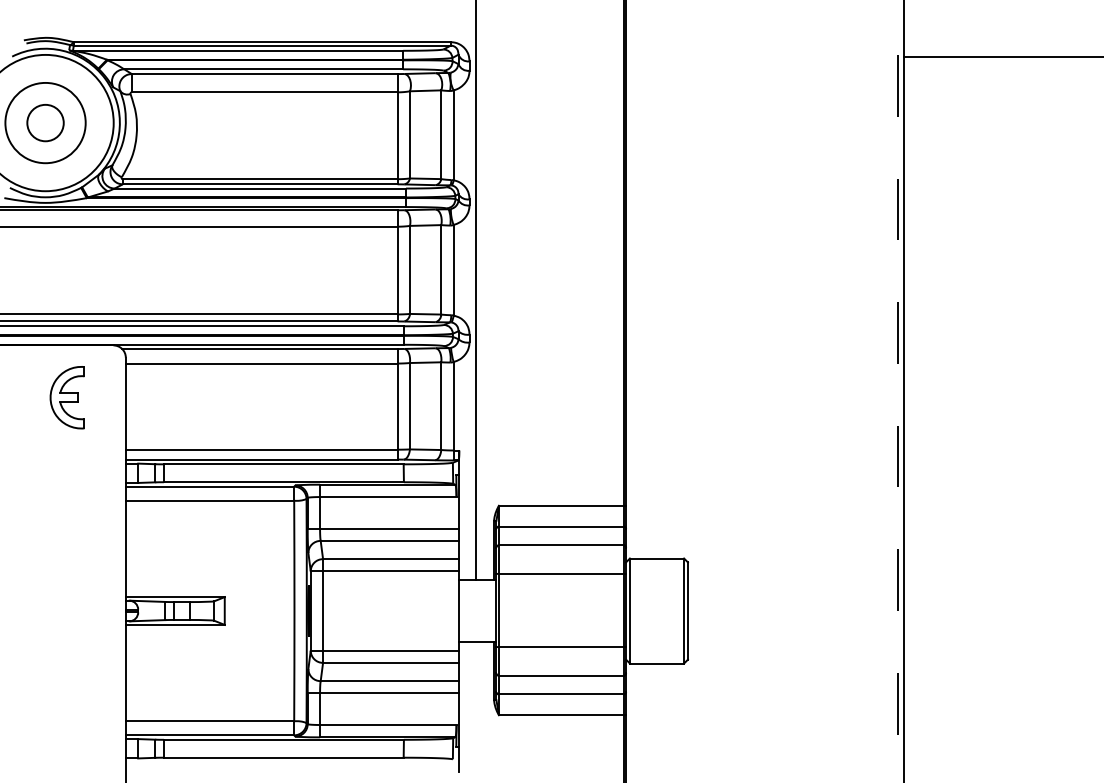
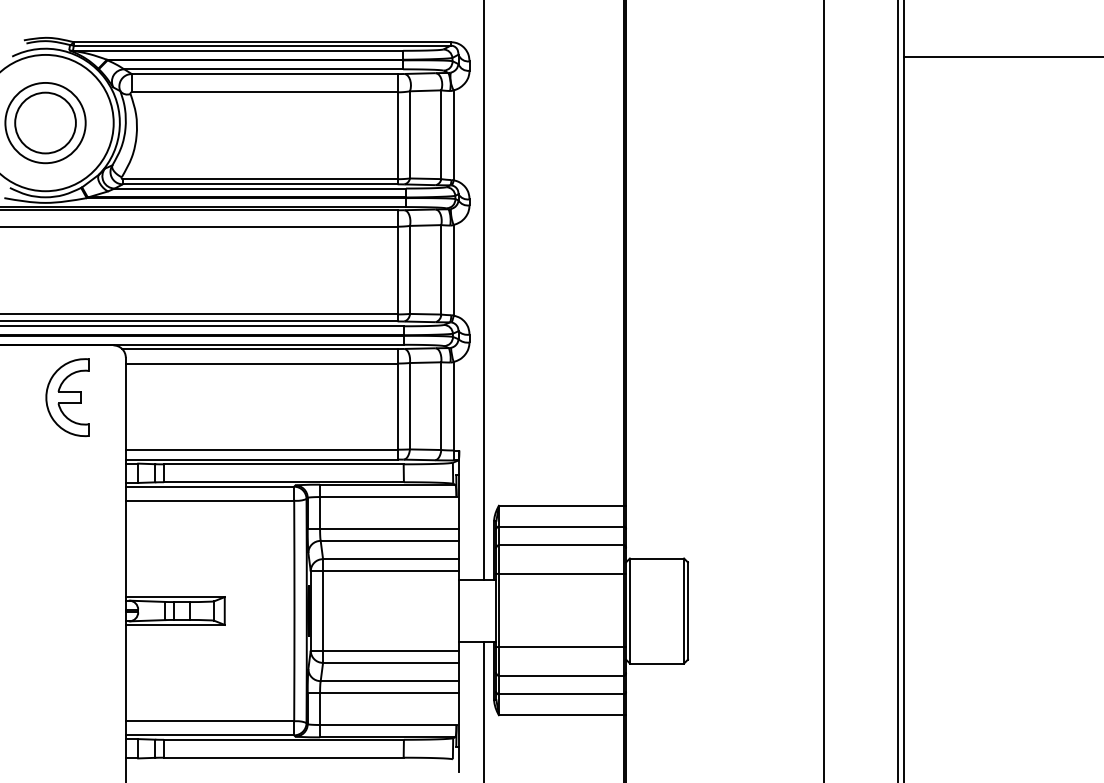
circle diameter: 36 px -> 61 px (45, 122)
line position: (476, 291) -> (484, 291) (484, 291)
line: none -> present (823, 390)
line: dashed -> solid (897, 391)
part size: 36x64 px -> 45x80 px (67, 397)
line: none -> present (484, 710)
